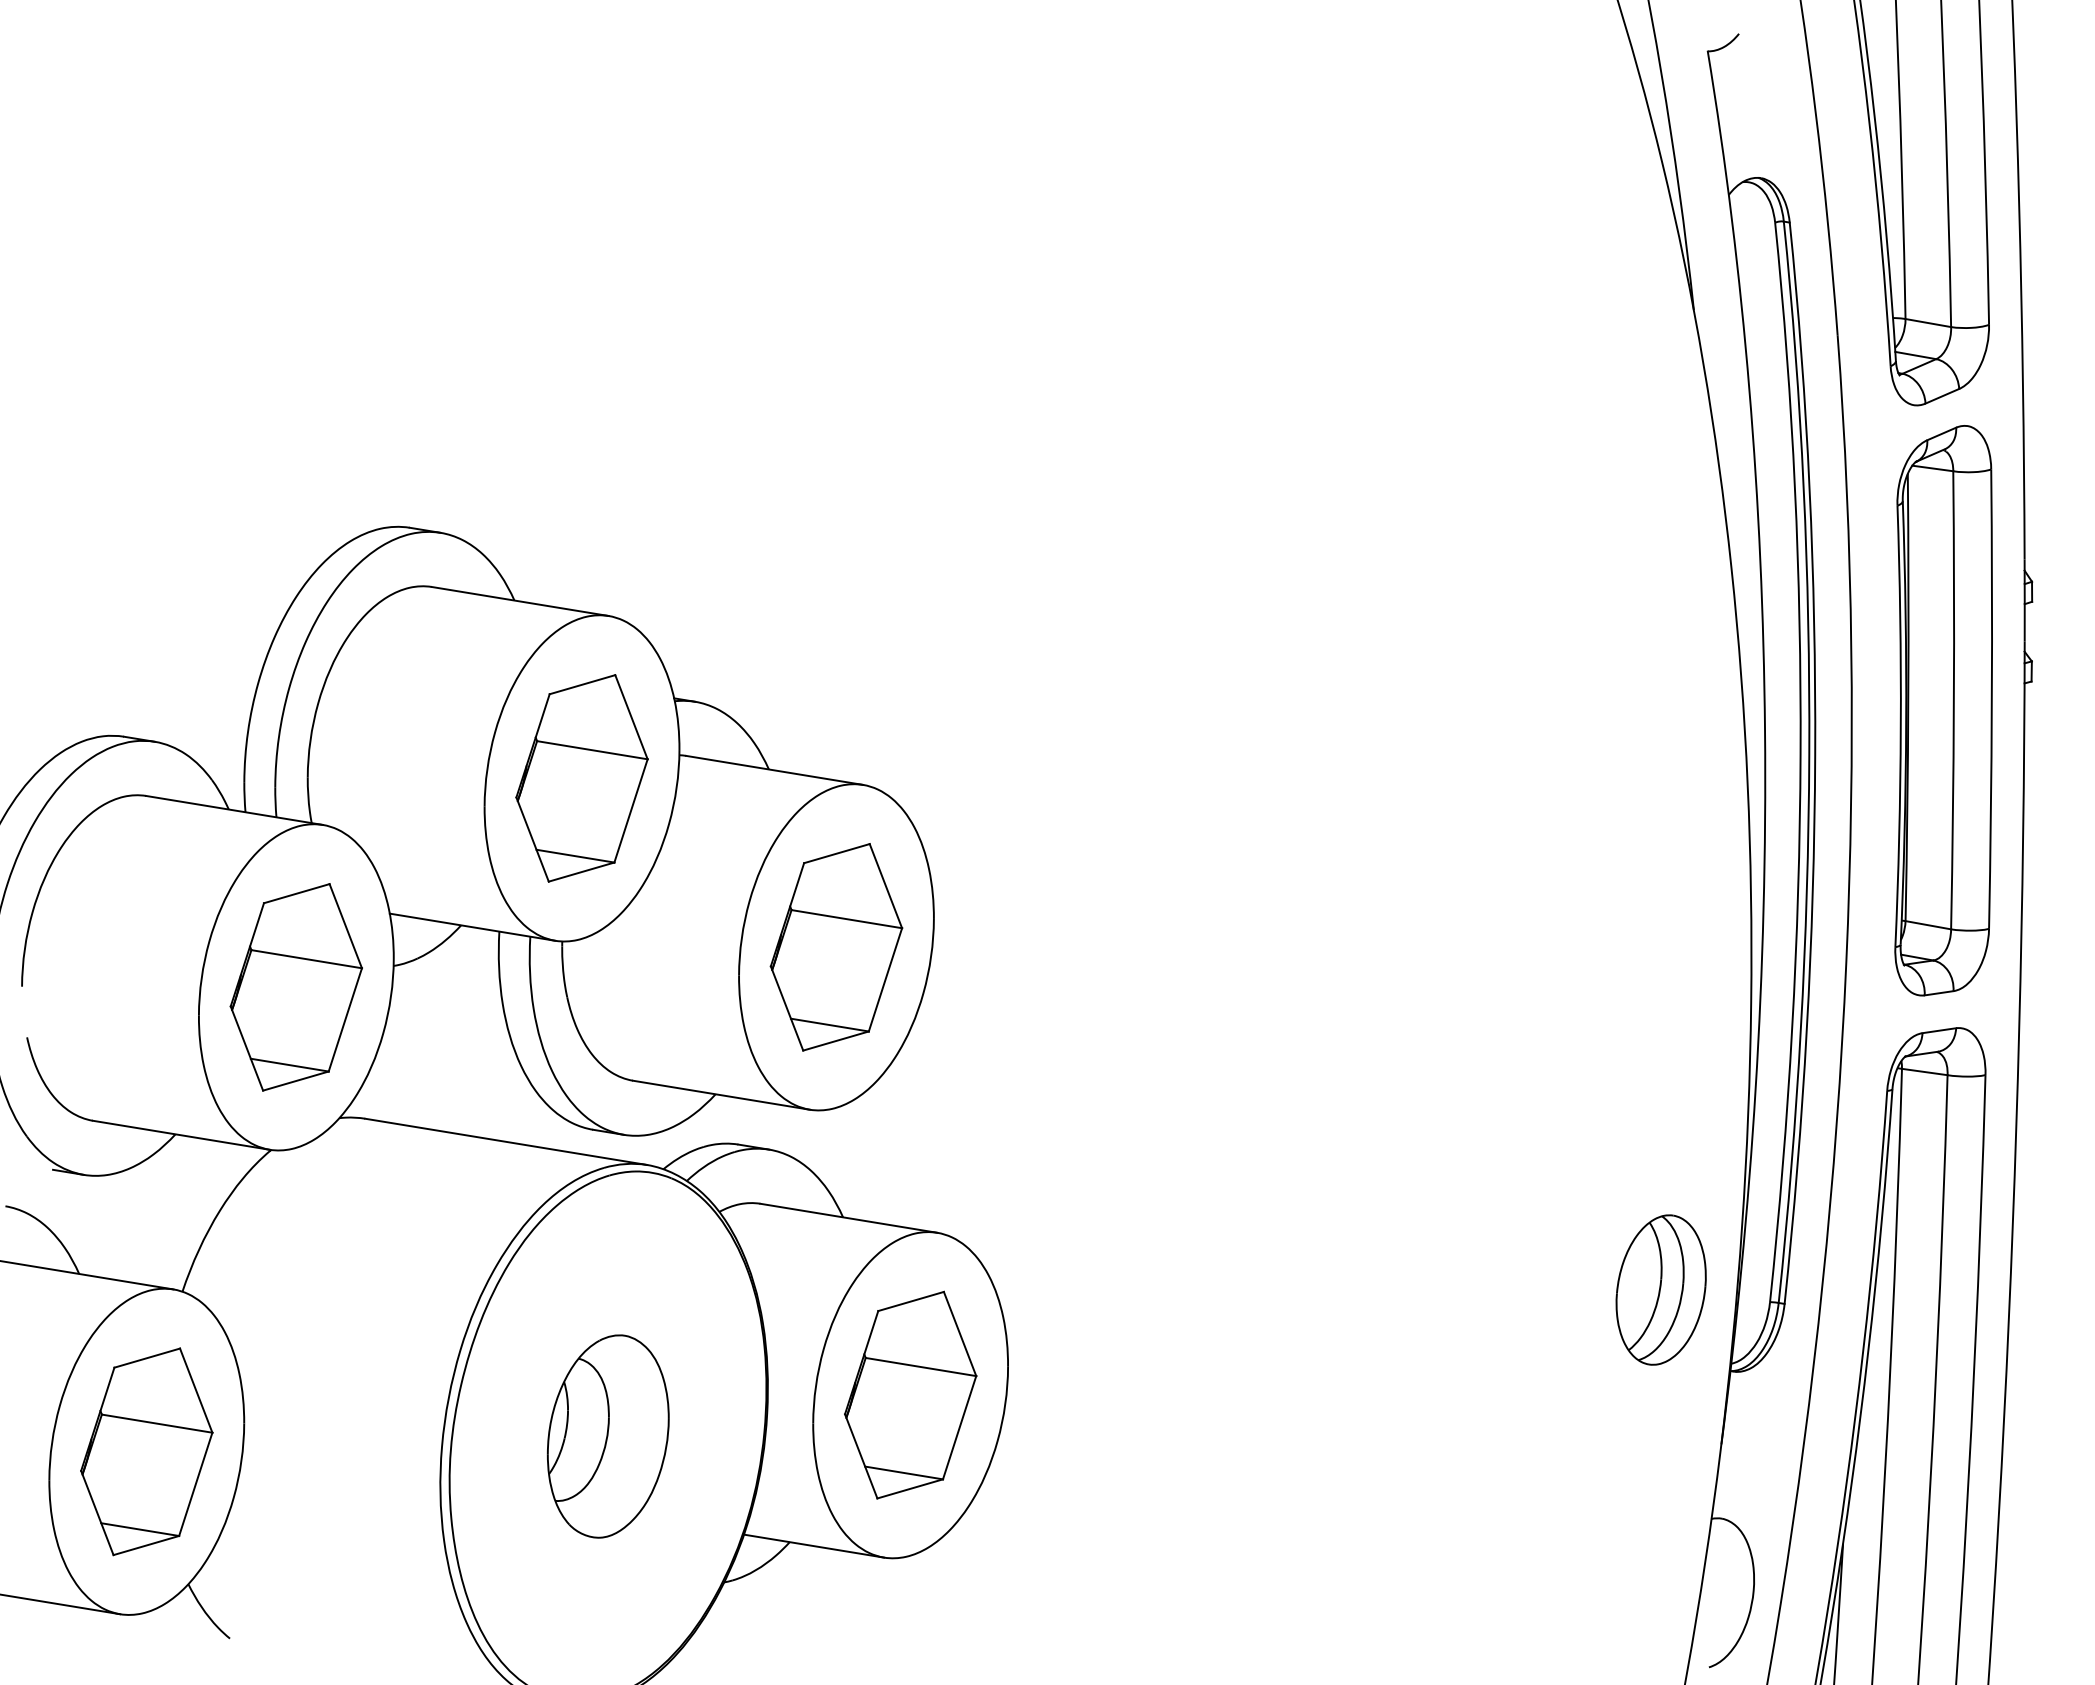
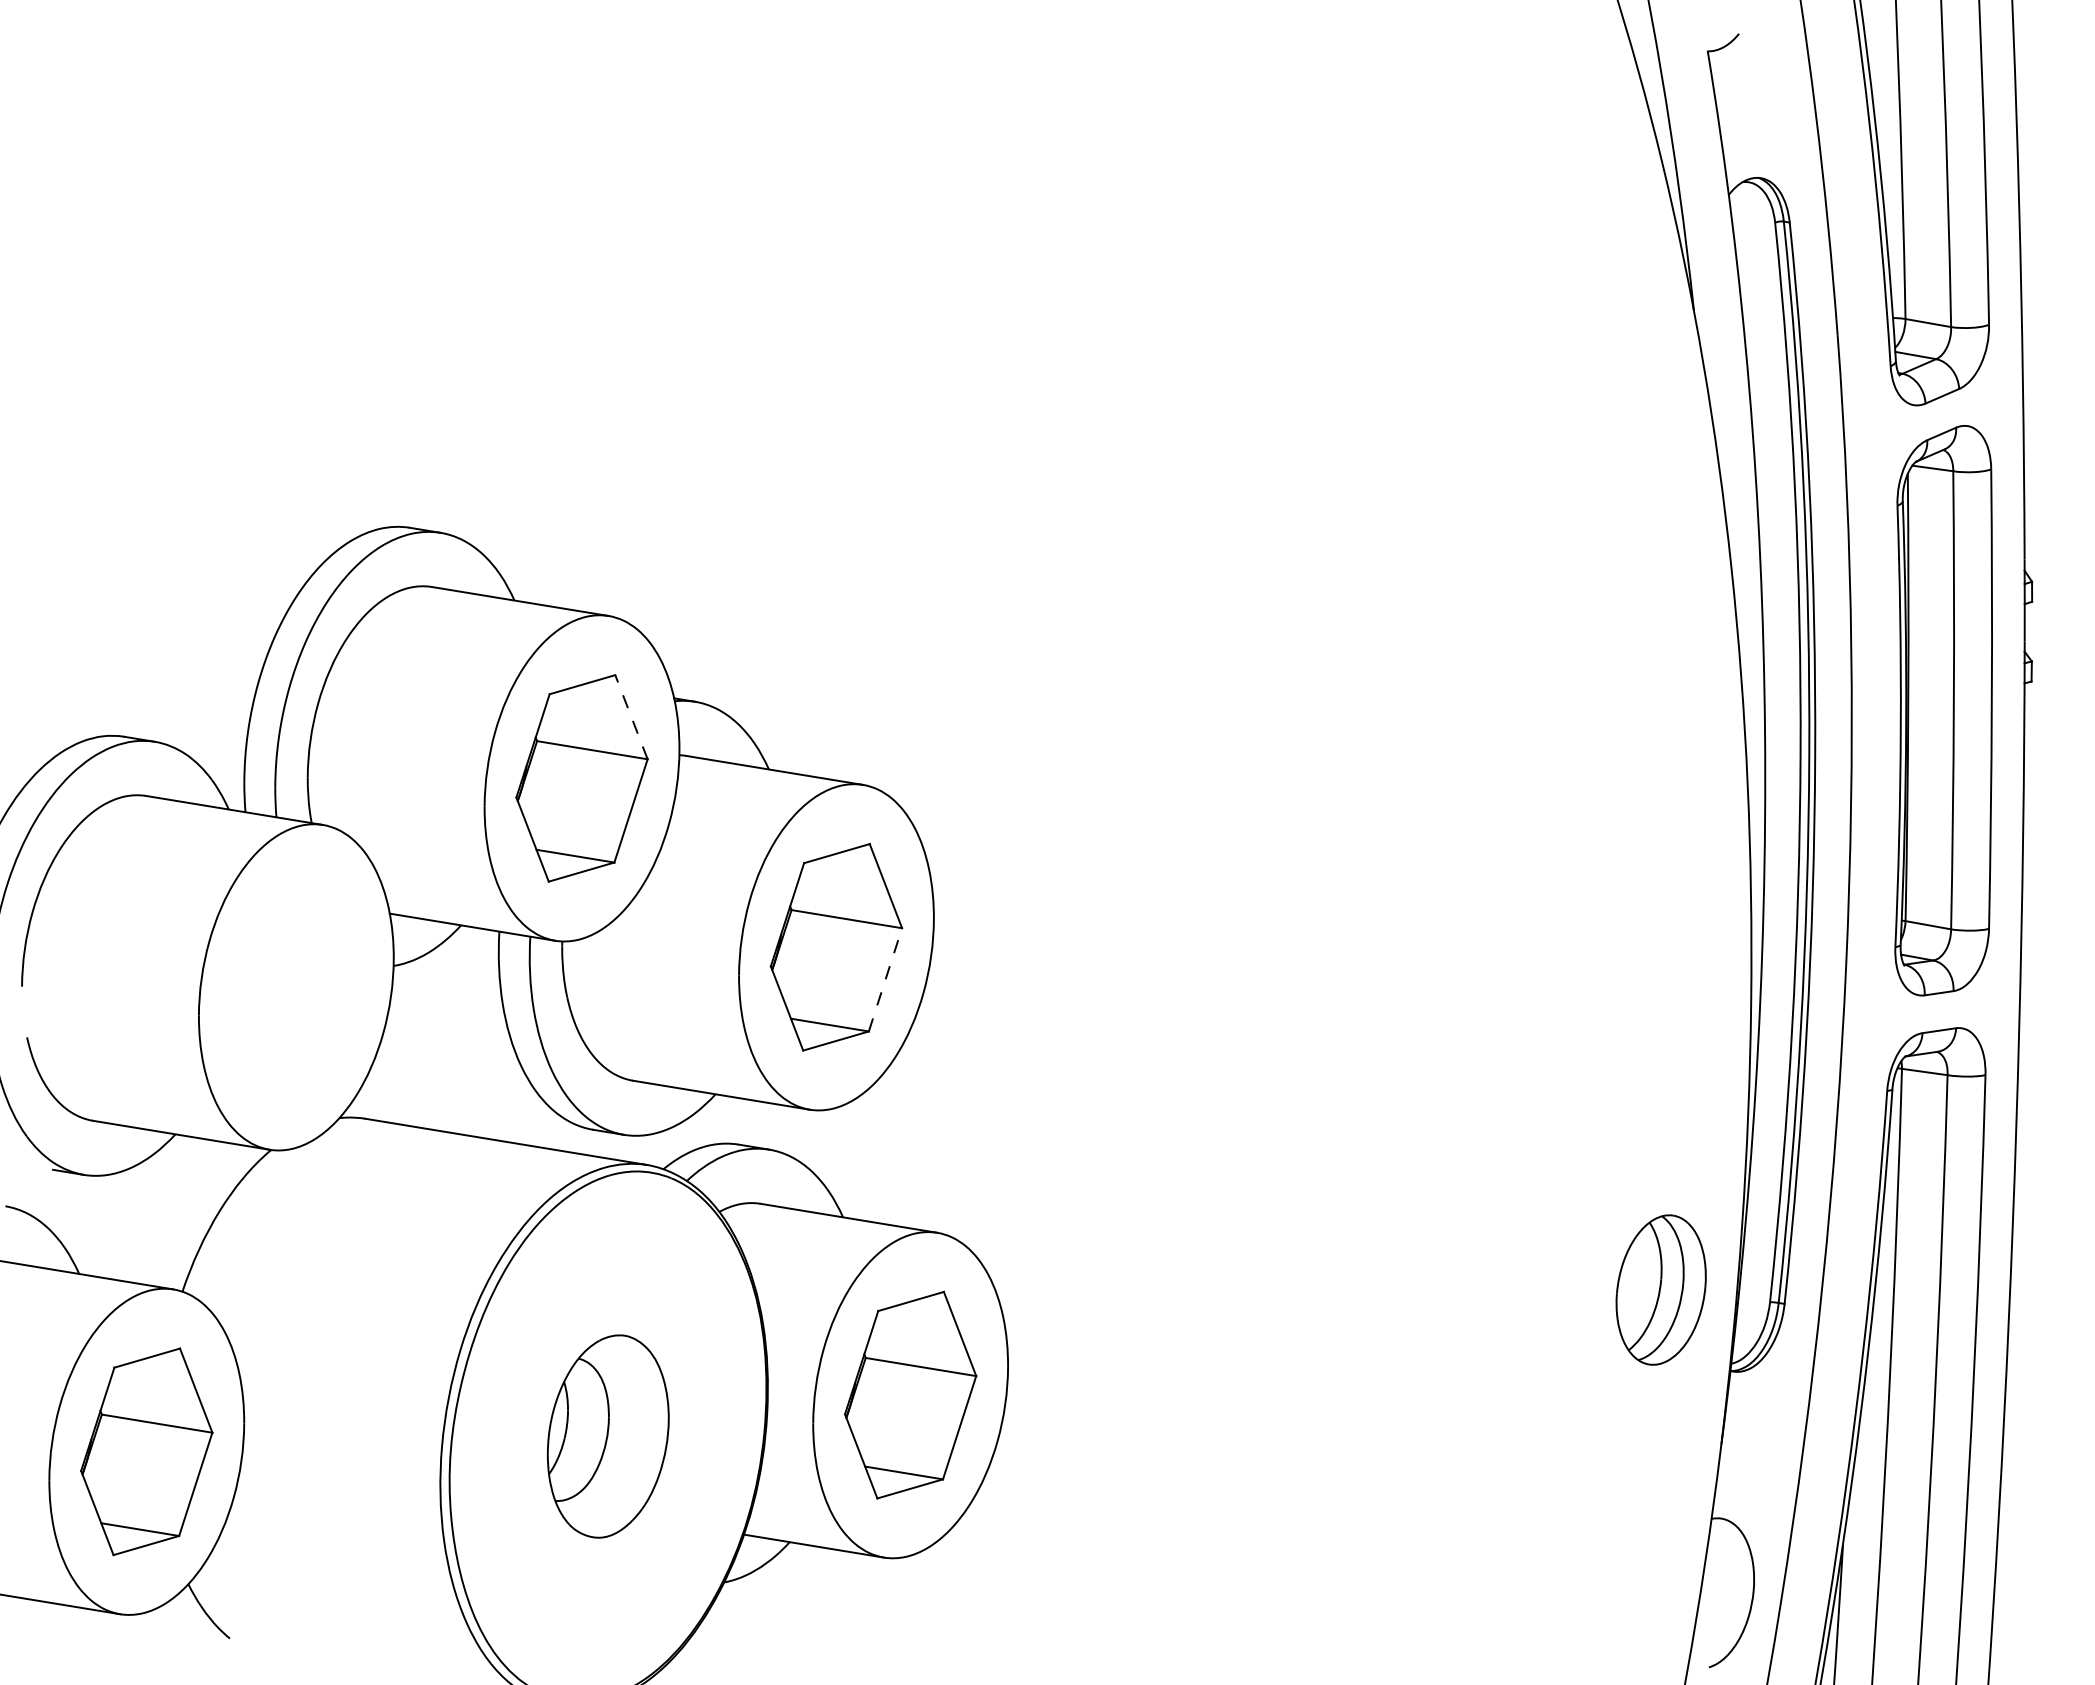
line: solid -> dashed (631, 716)
line: solid -> dashed (885, 979)
part: present -> none (295, 987)
